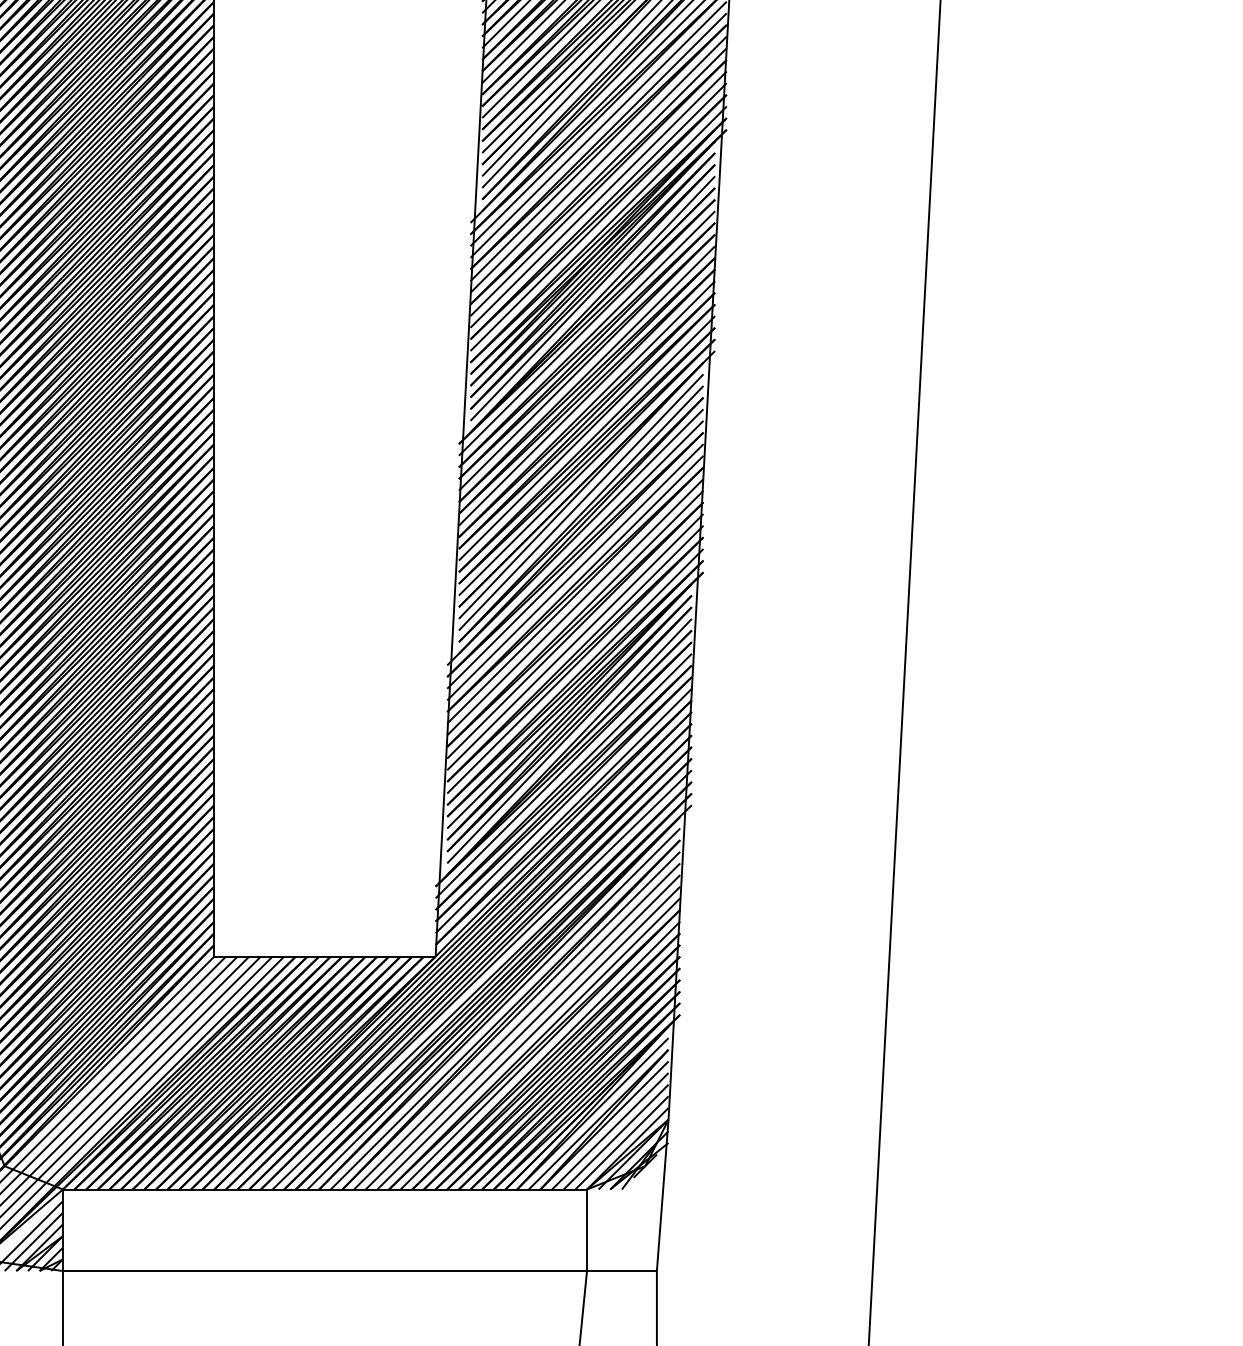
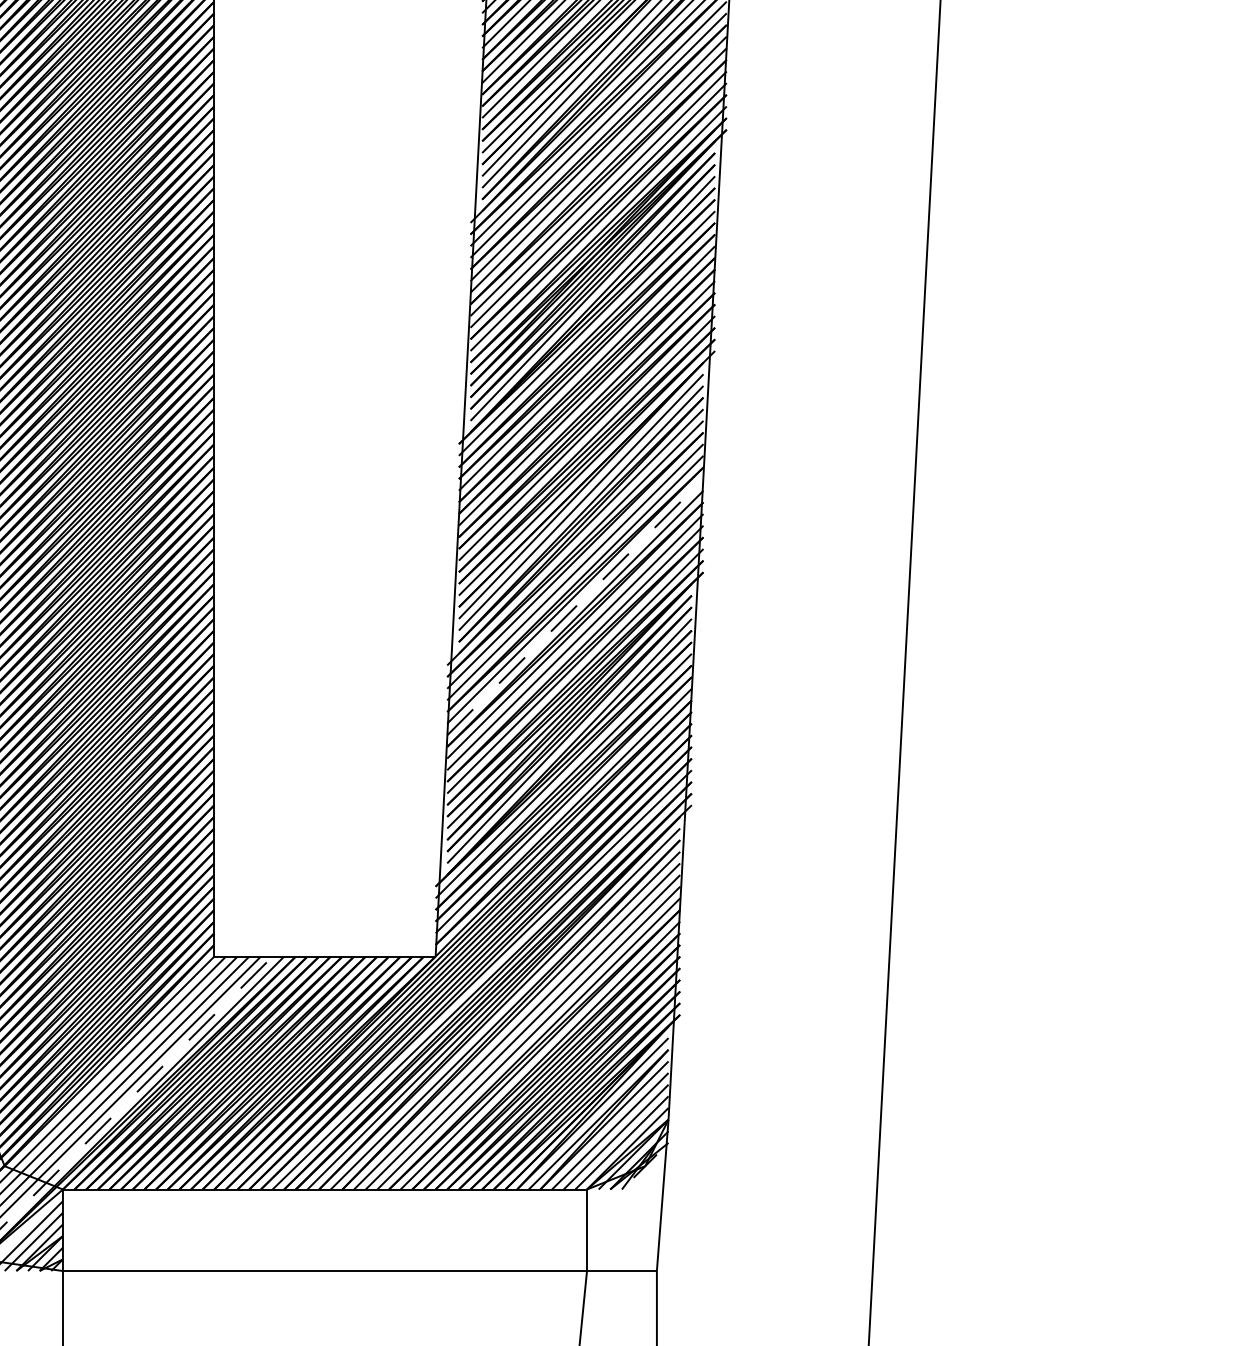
line: solid -> dashed (575, 606)
line: solid -> dashed (136, 1092)
